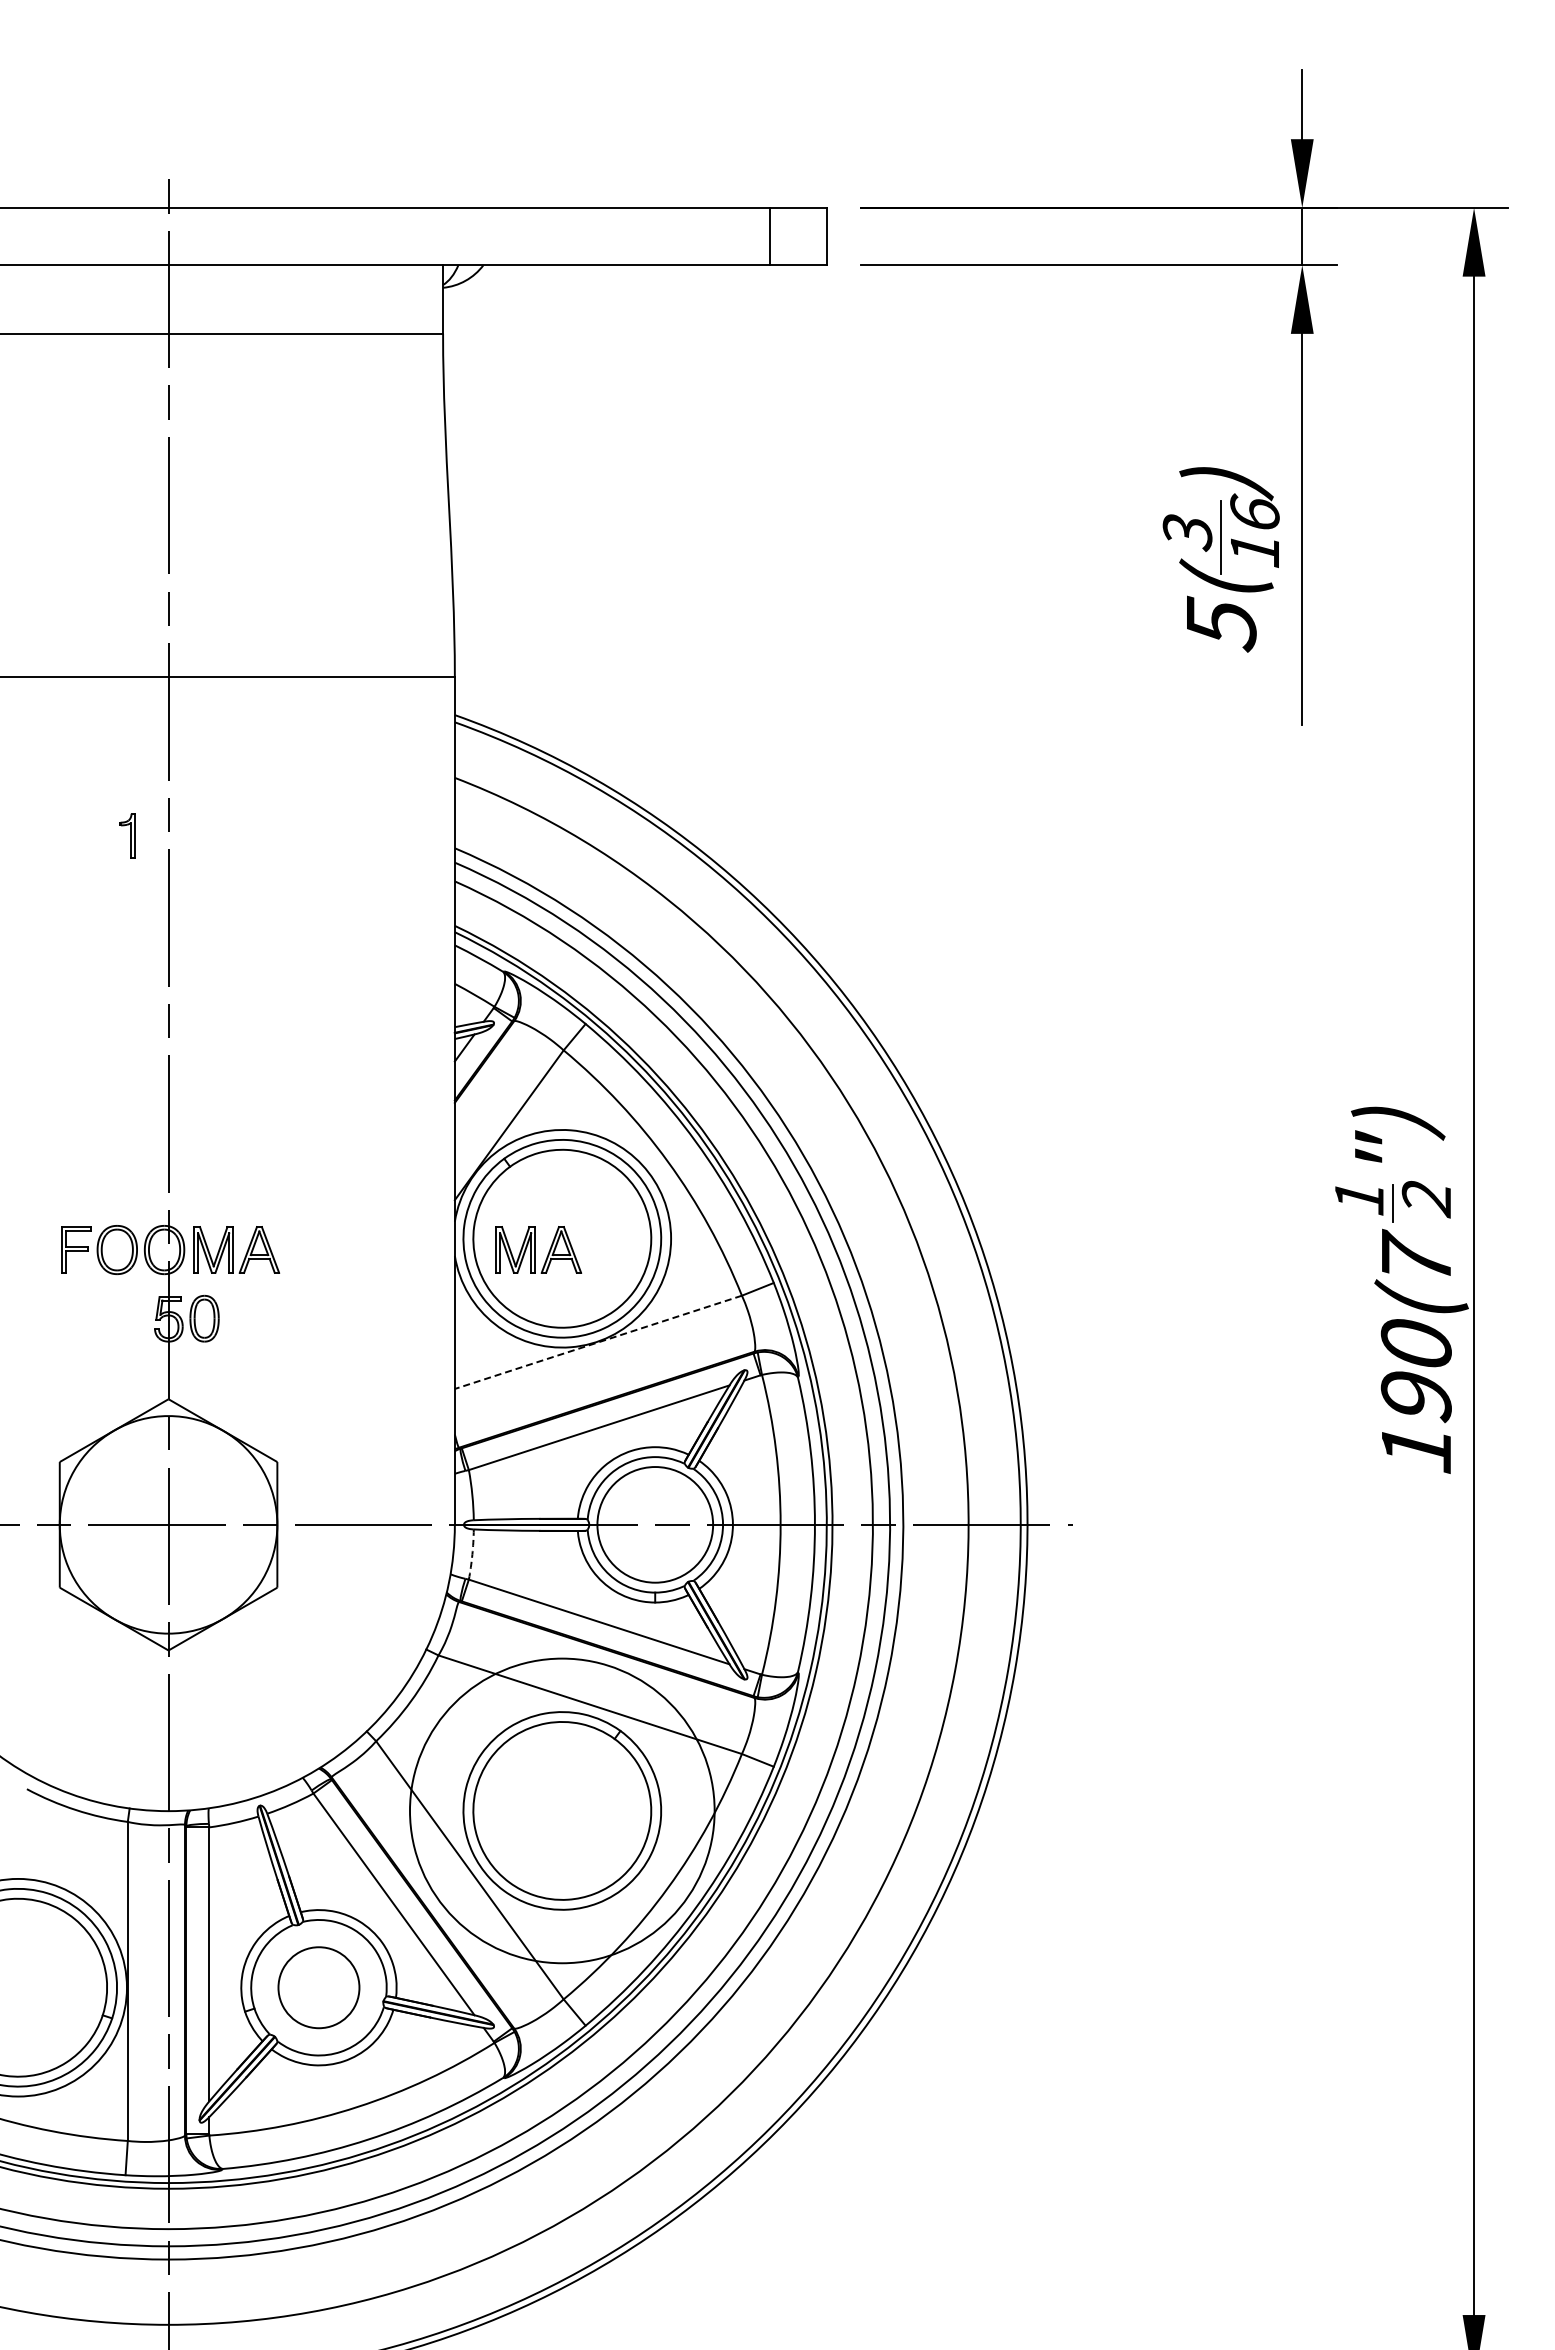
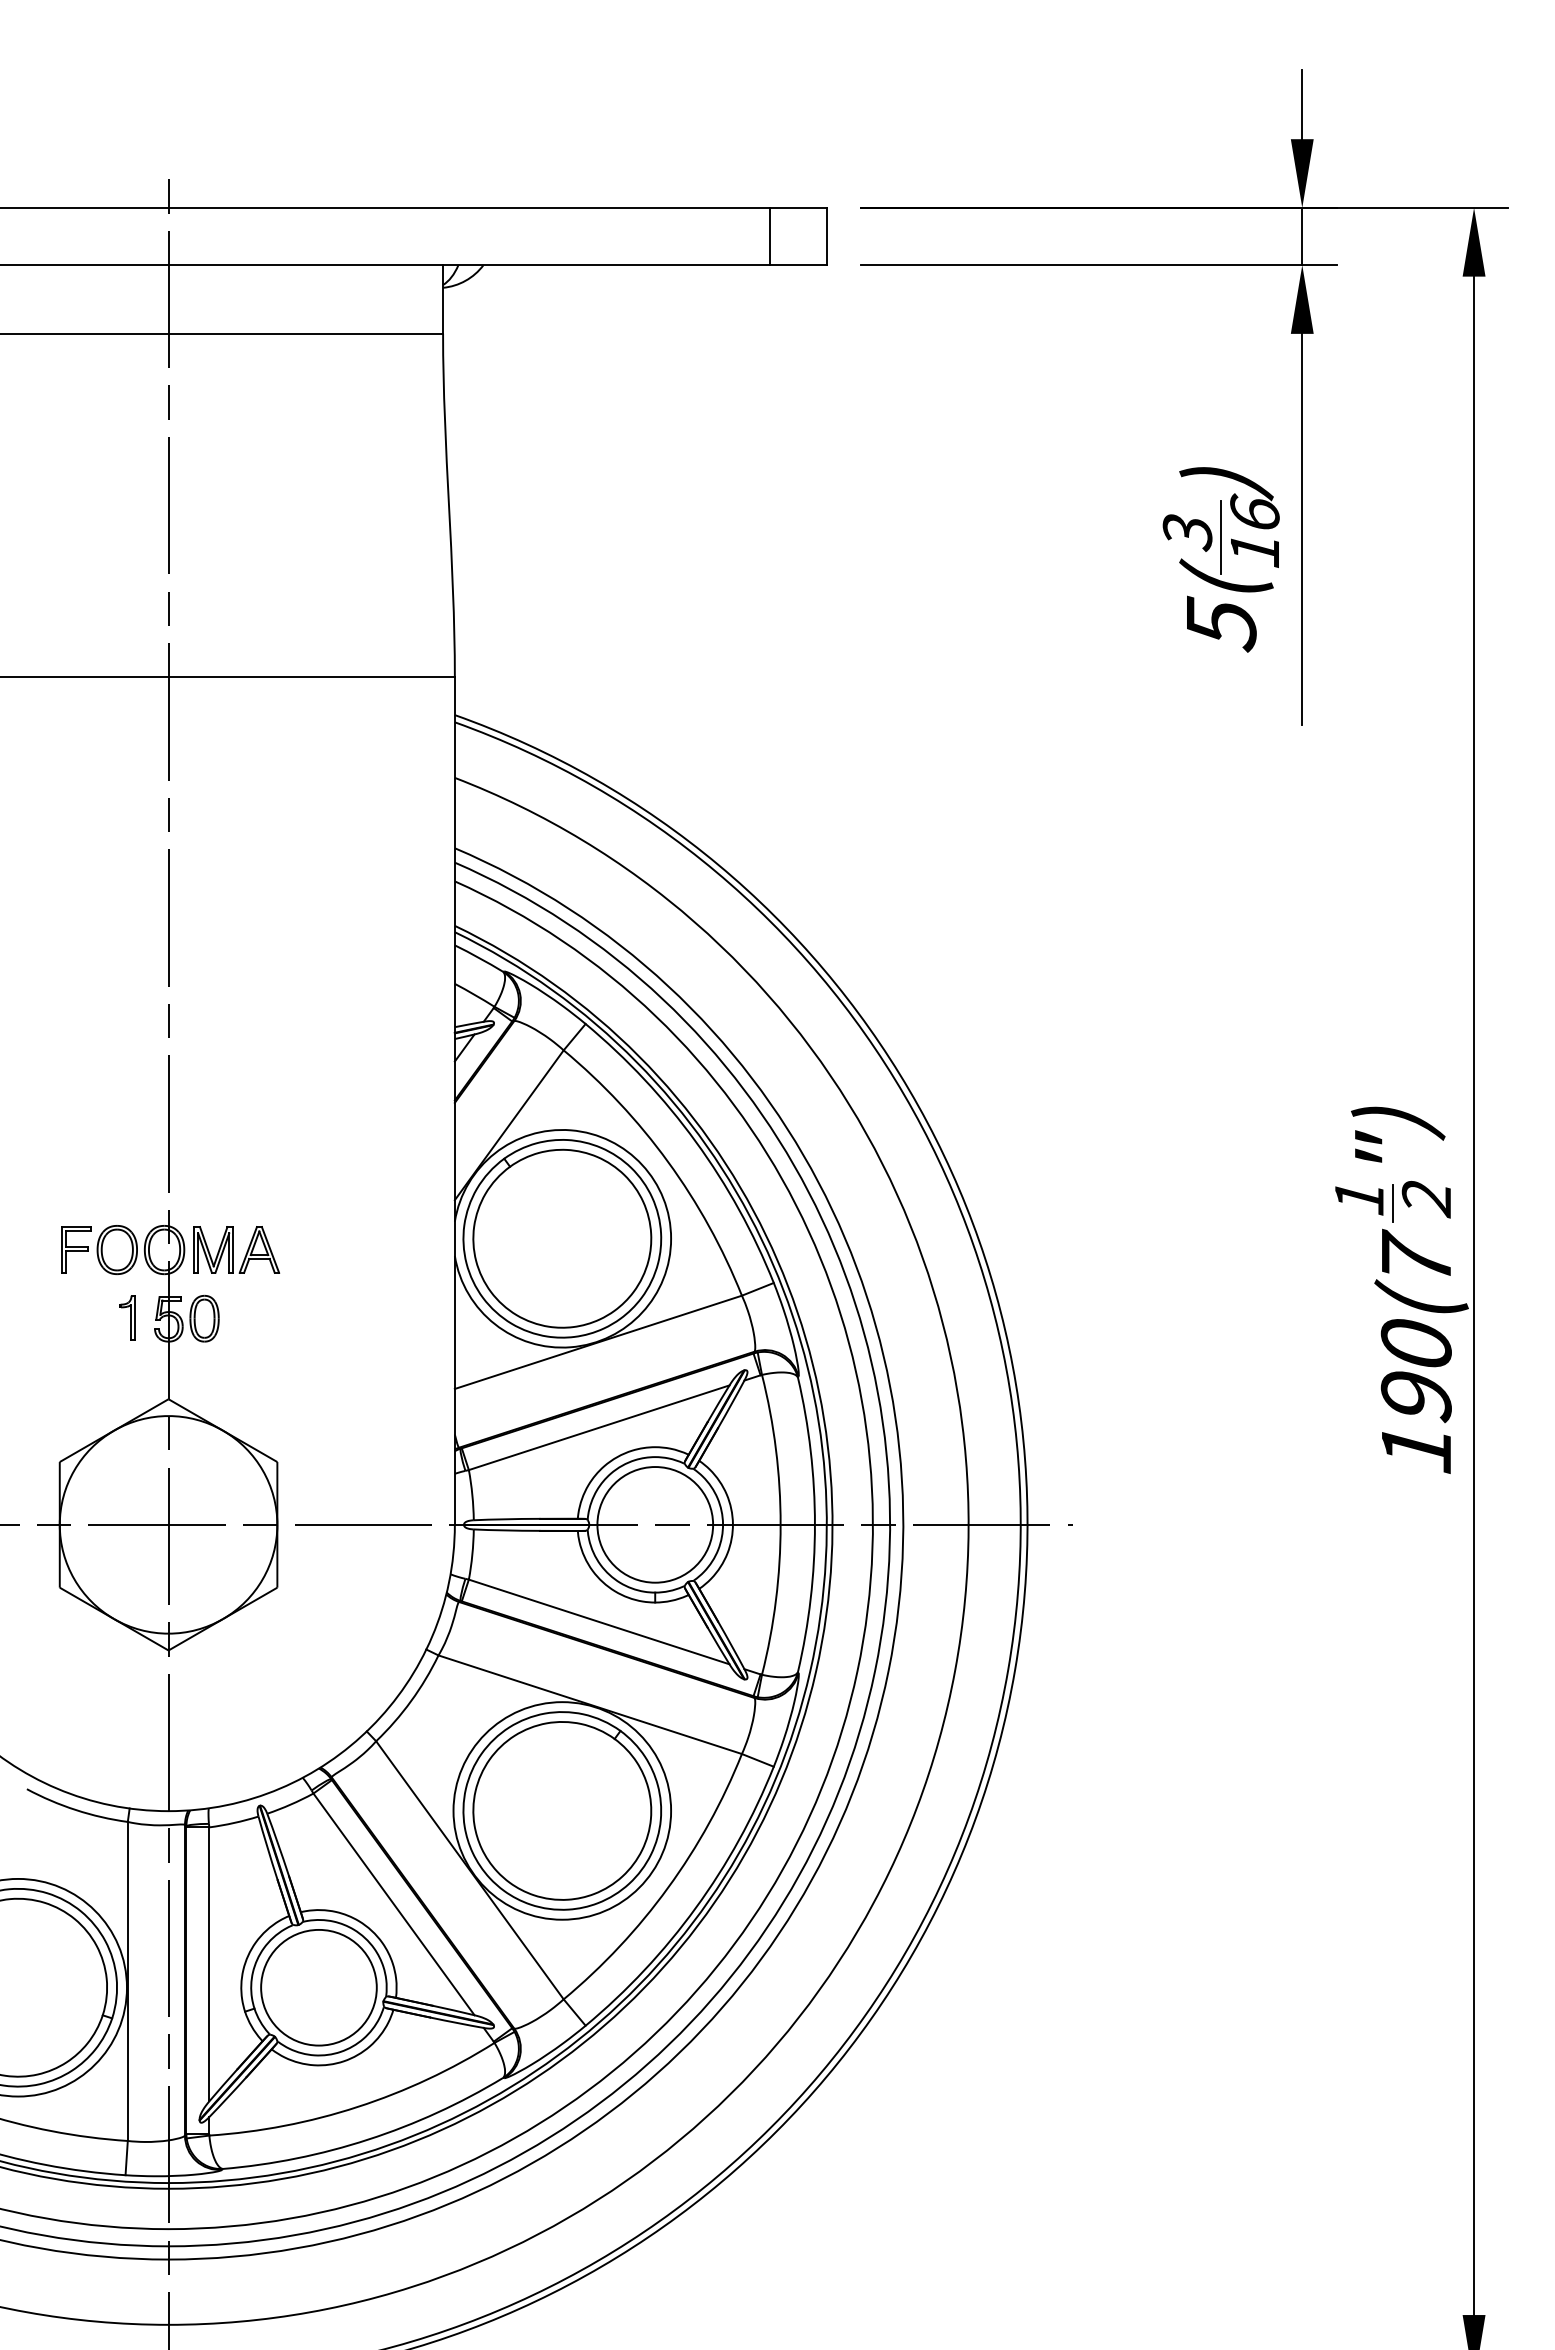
part position: (127, 835) -> (127, 1317) (127, 1317)
part: present -> none (538, 1249)
line: dashed -> solid (598, 1342)
arc: dashed -> solid (472, 1554)
circle diameter: 305 px -> 218 px (562, 1810)
circle diameter: 81 px -> 116 px (318, 1987)
